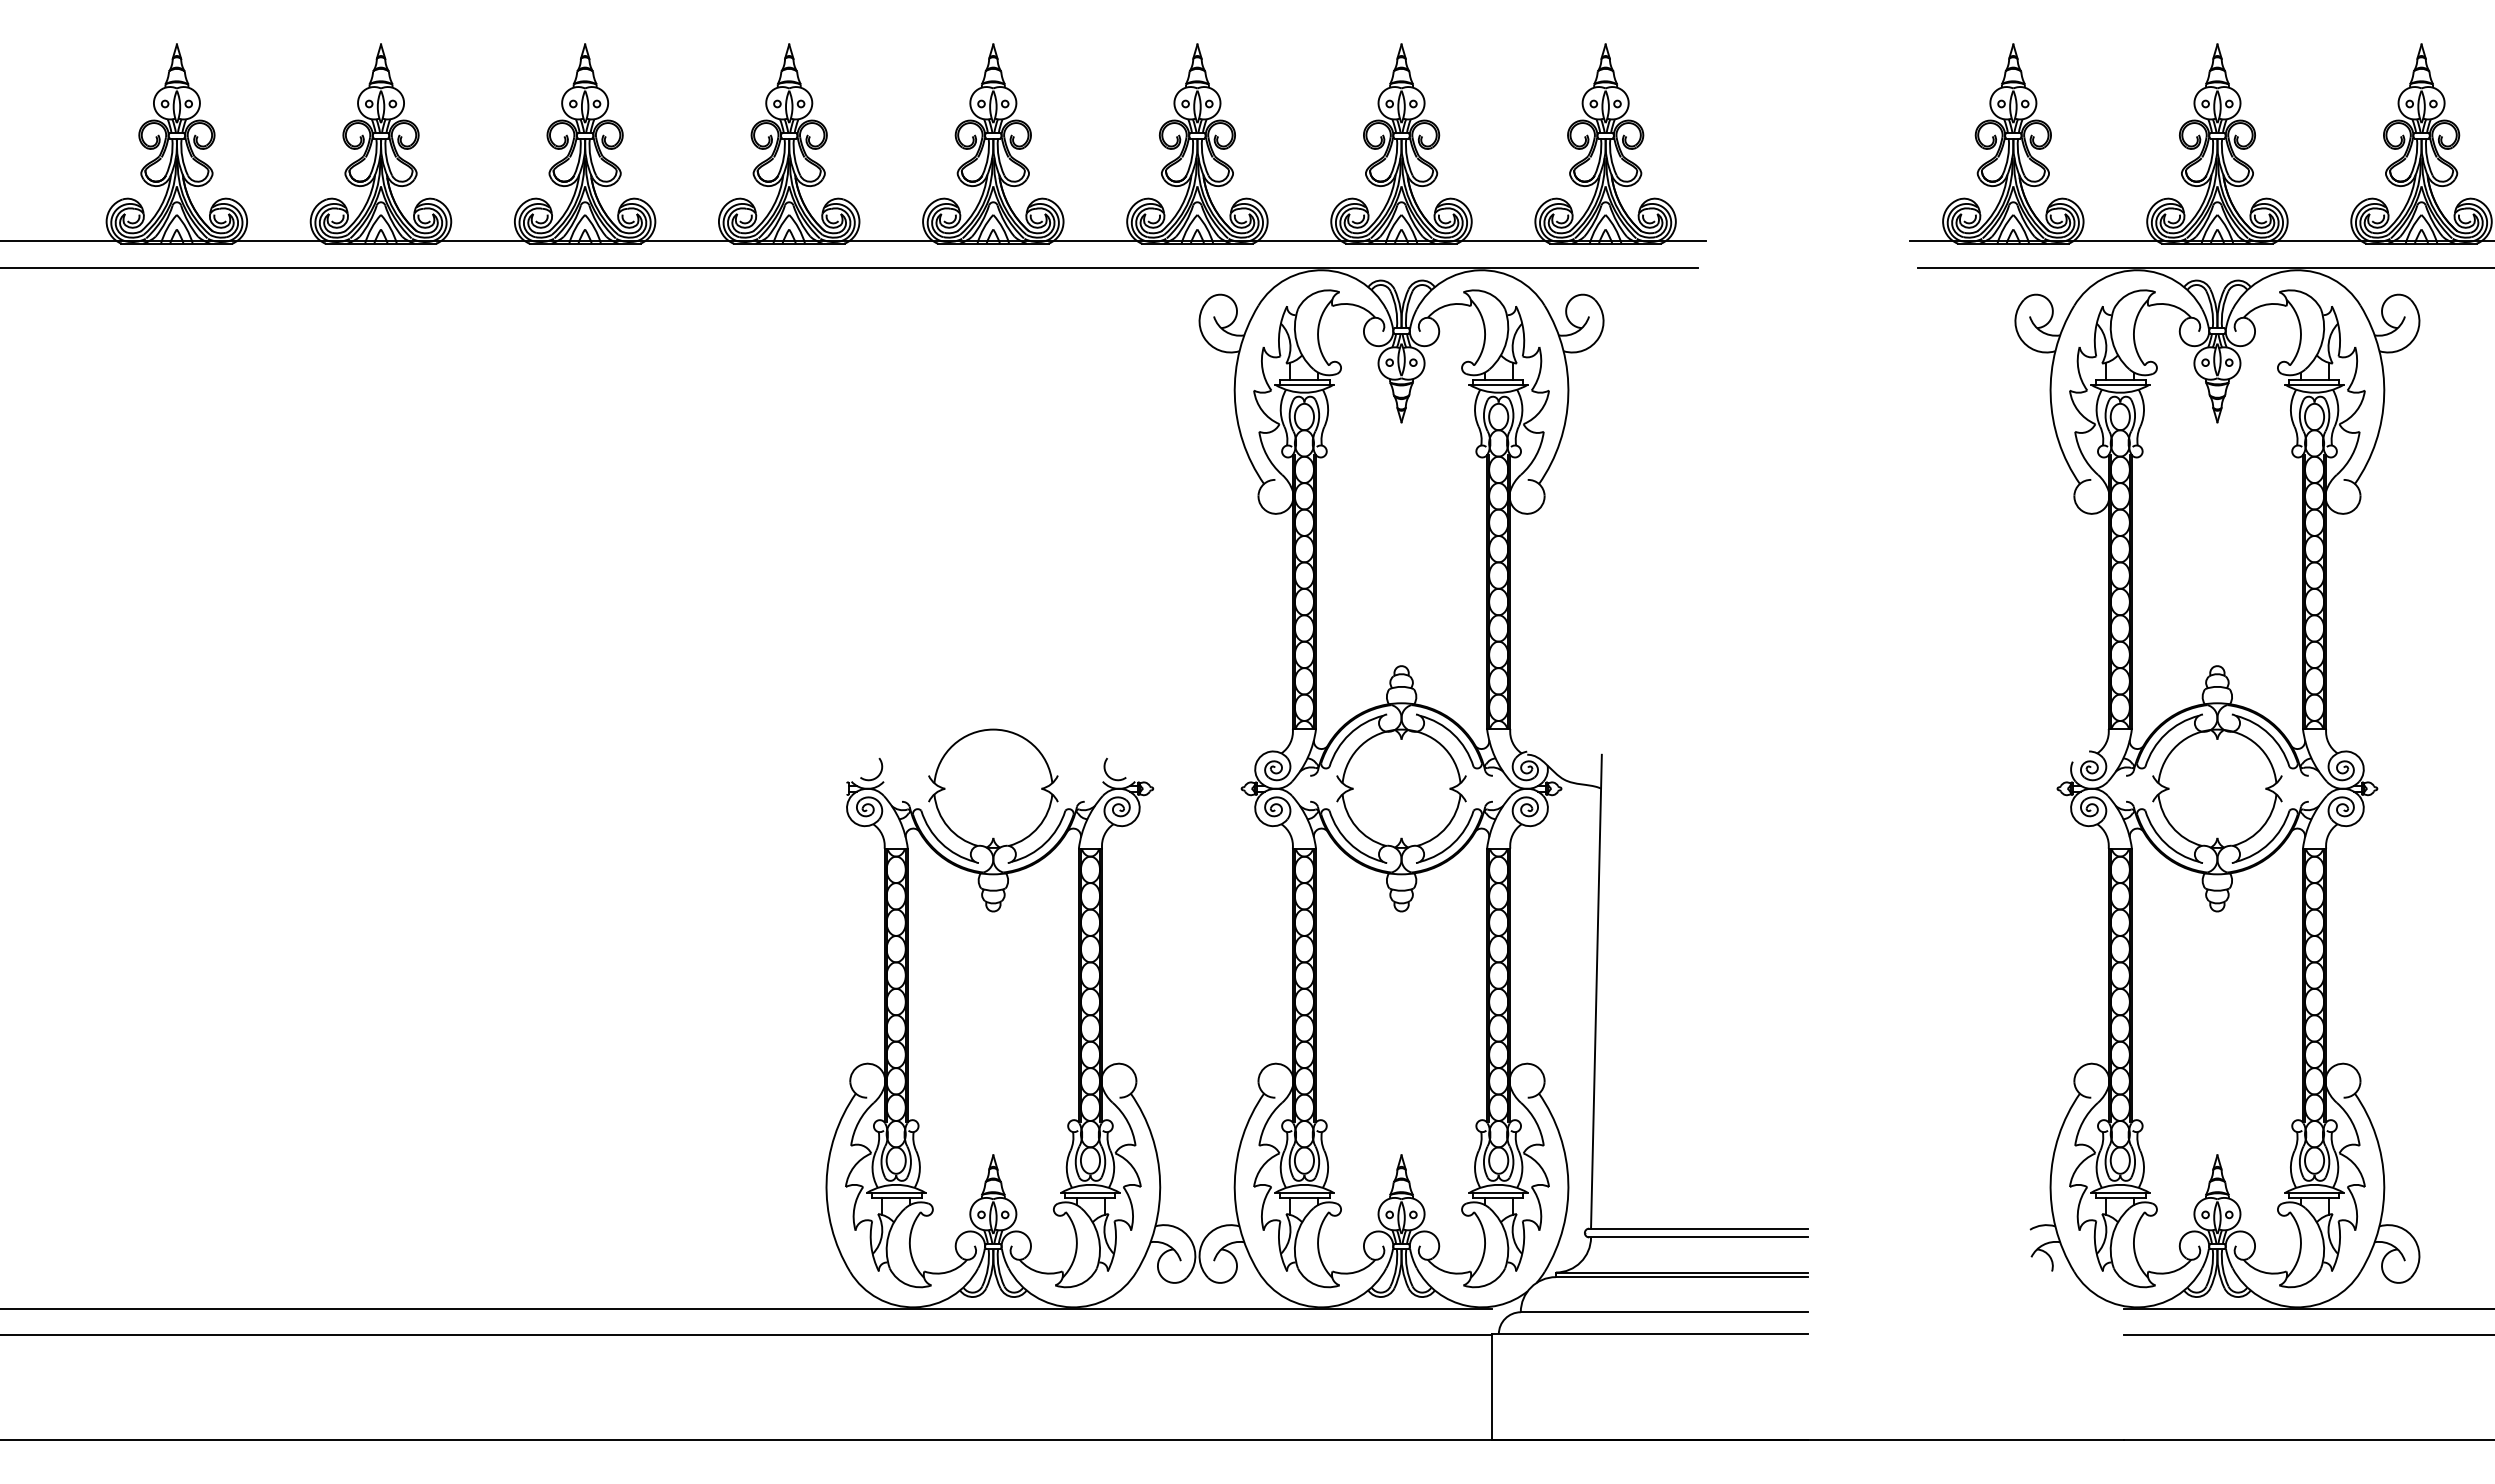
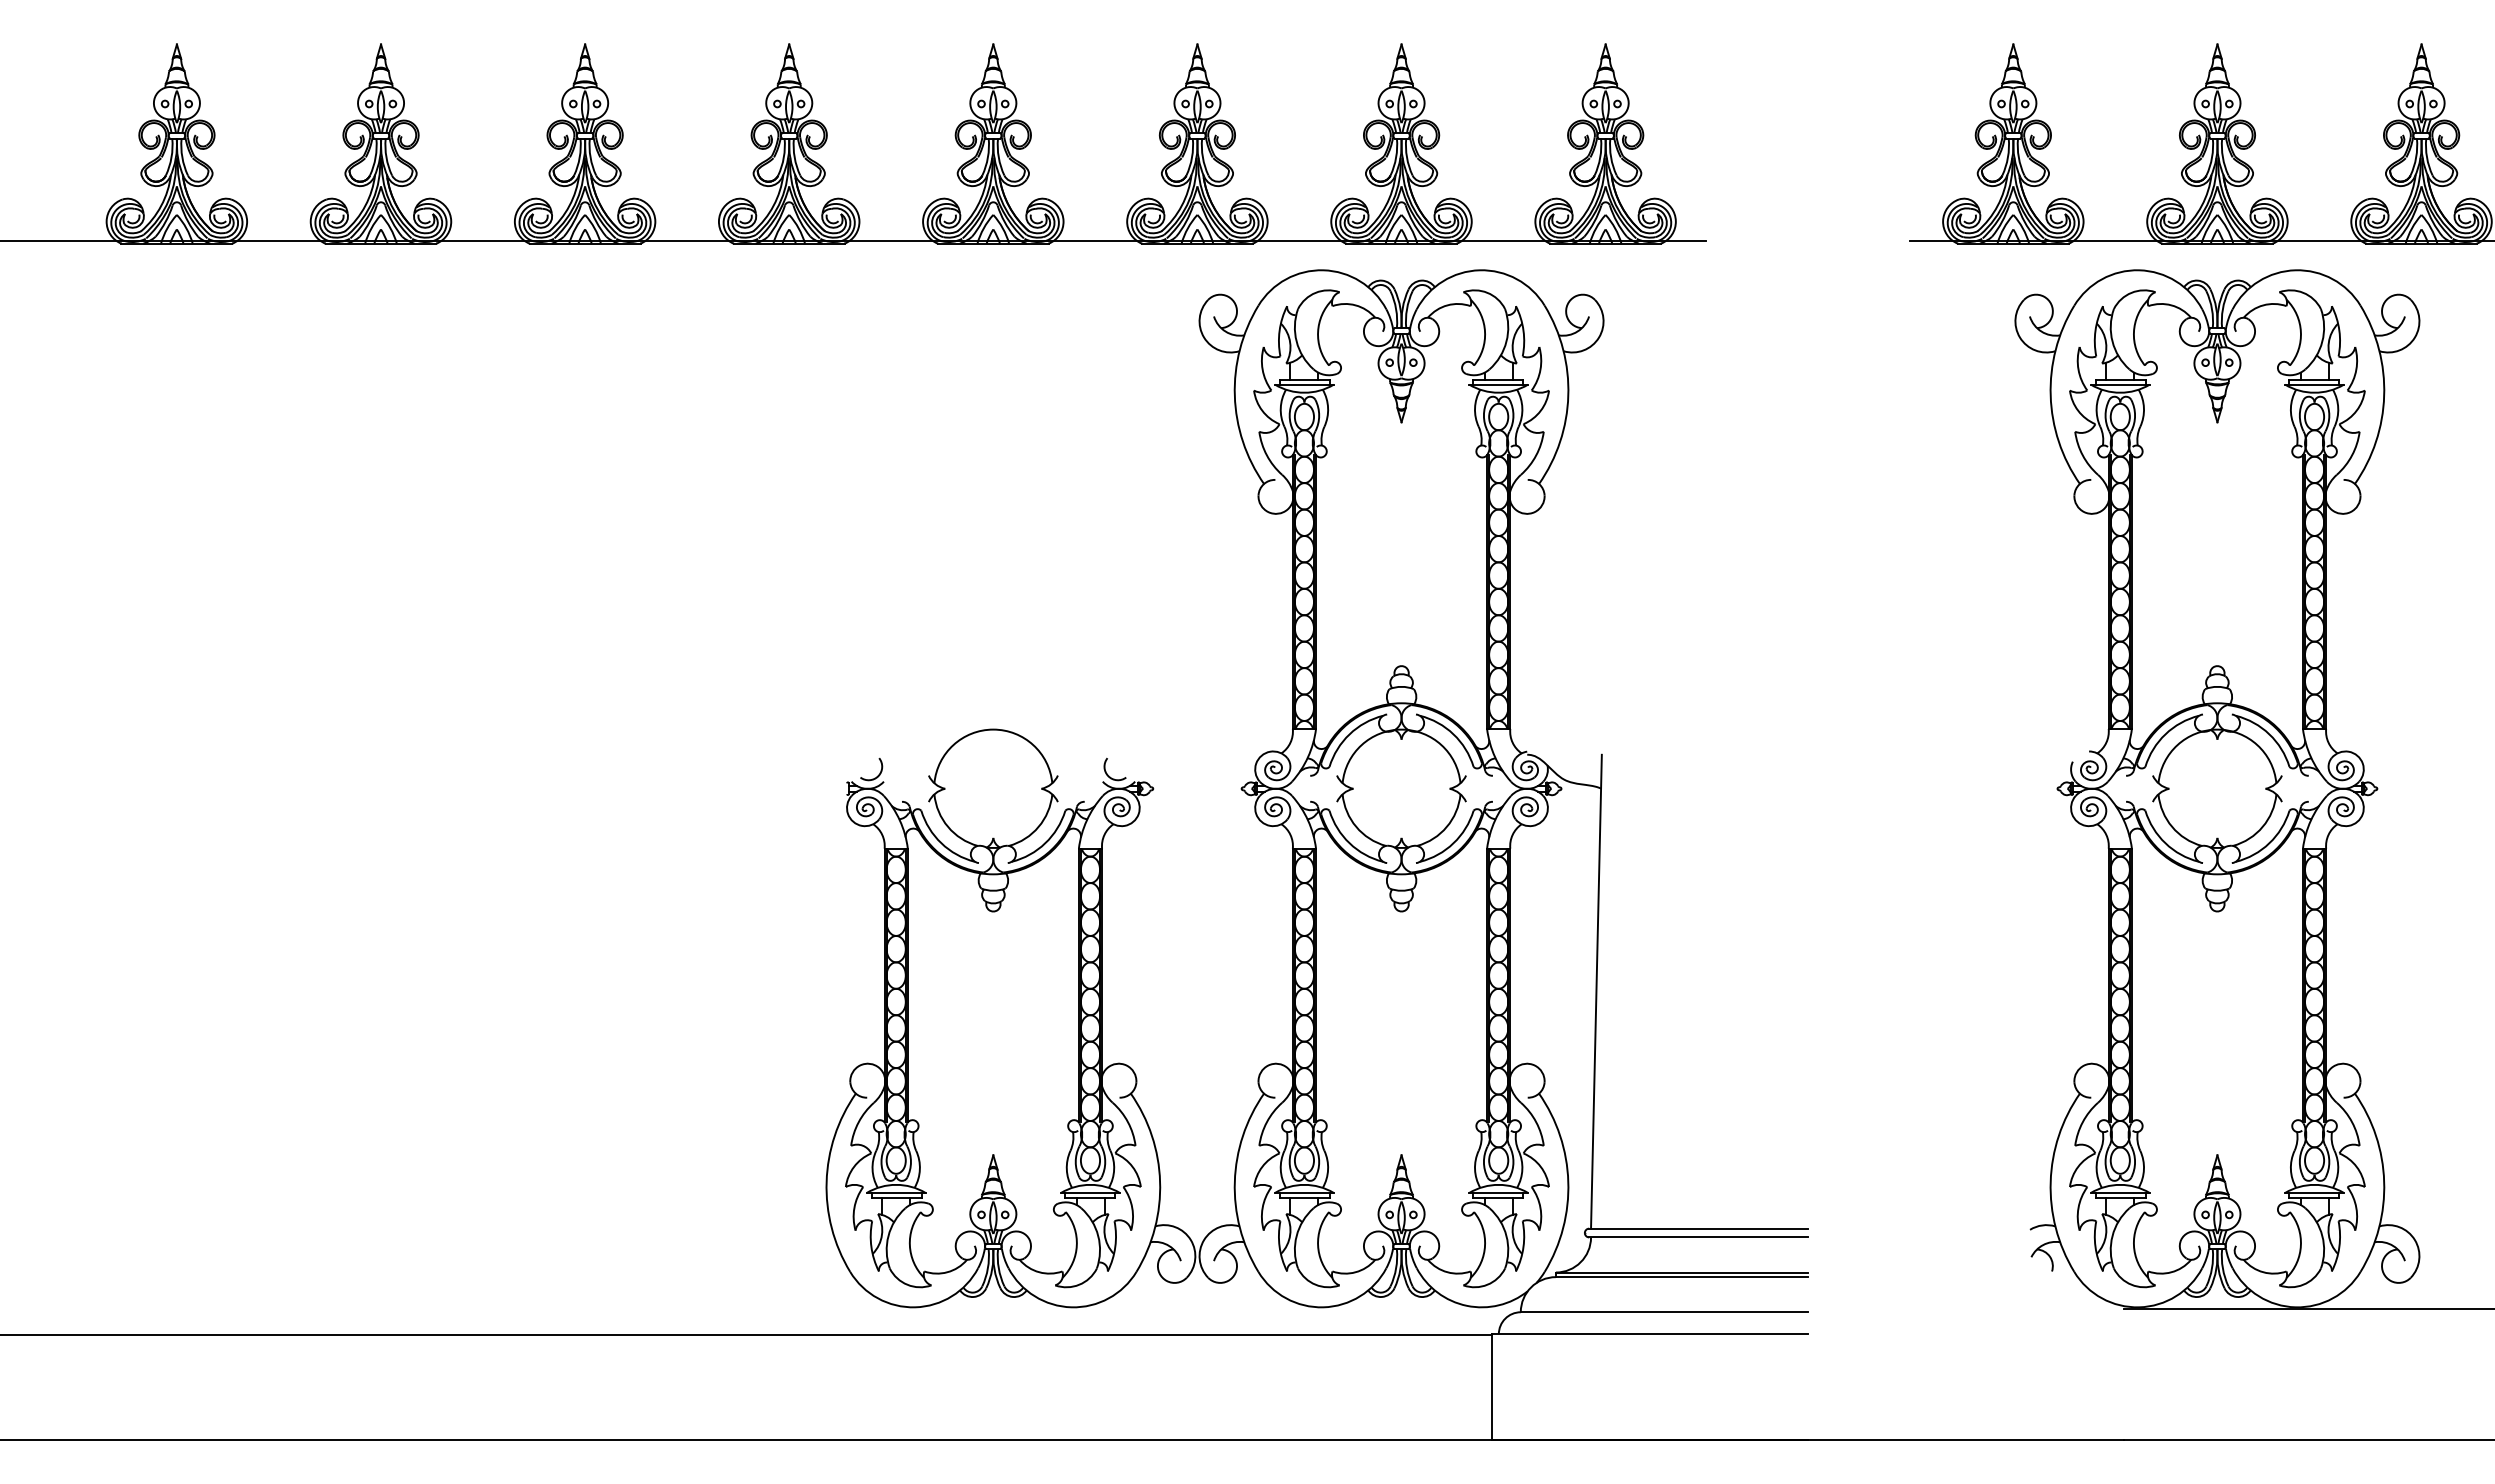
line: present -> none (850, 267)
line: present -> none (2204, 267)
line: present -> none (747, 1309)
line: present -> none (2307, 1335)
